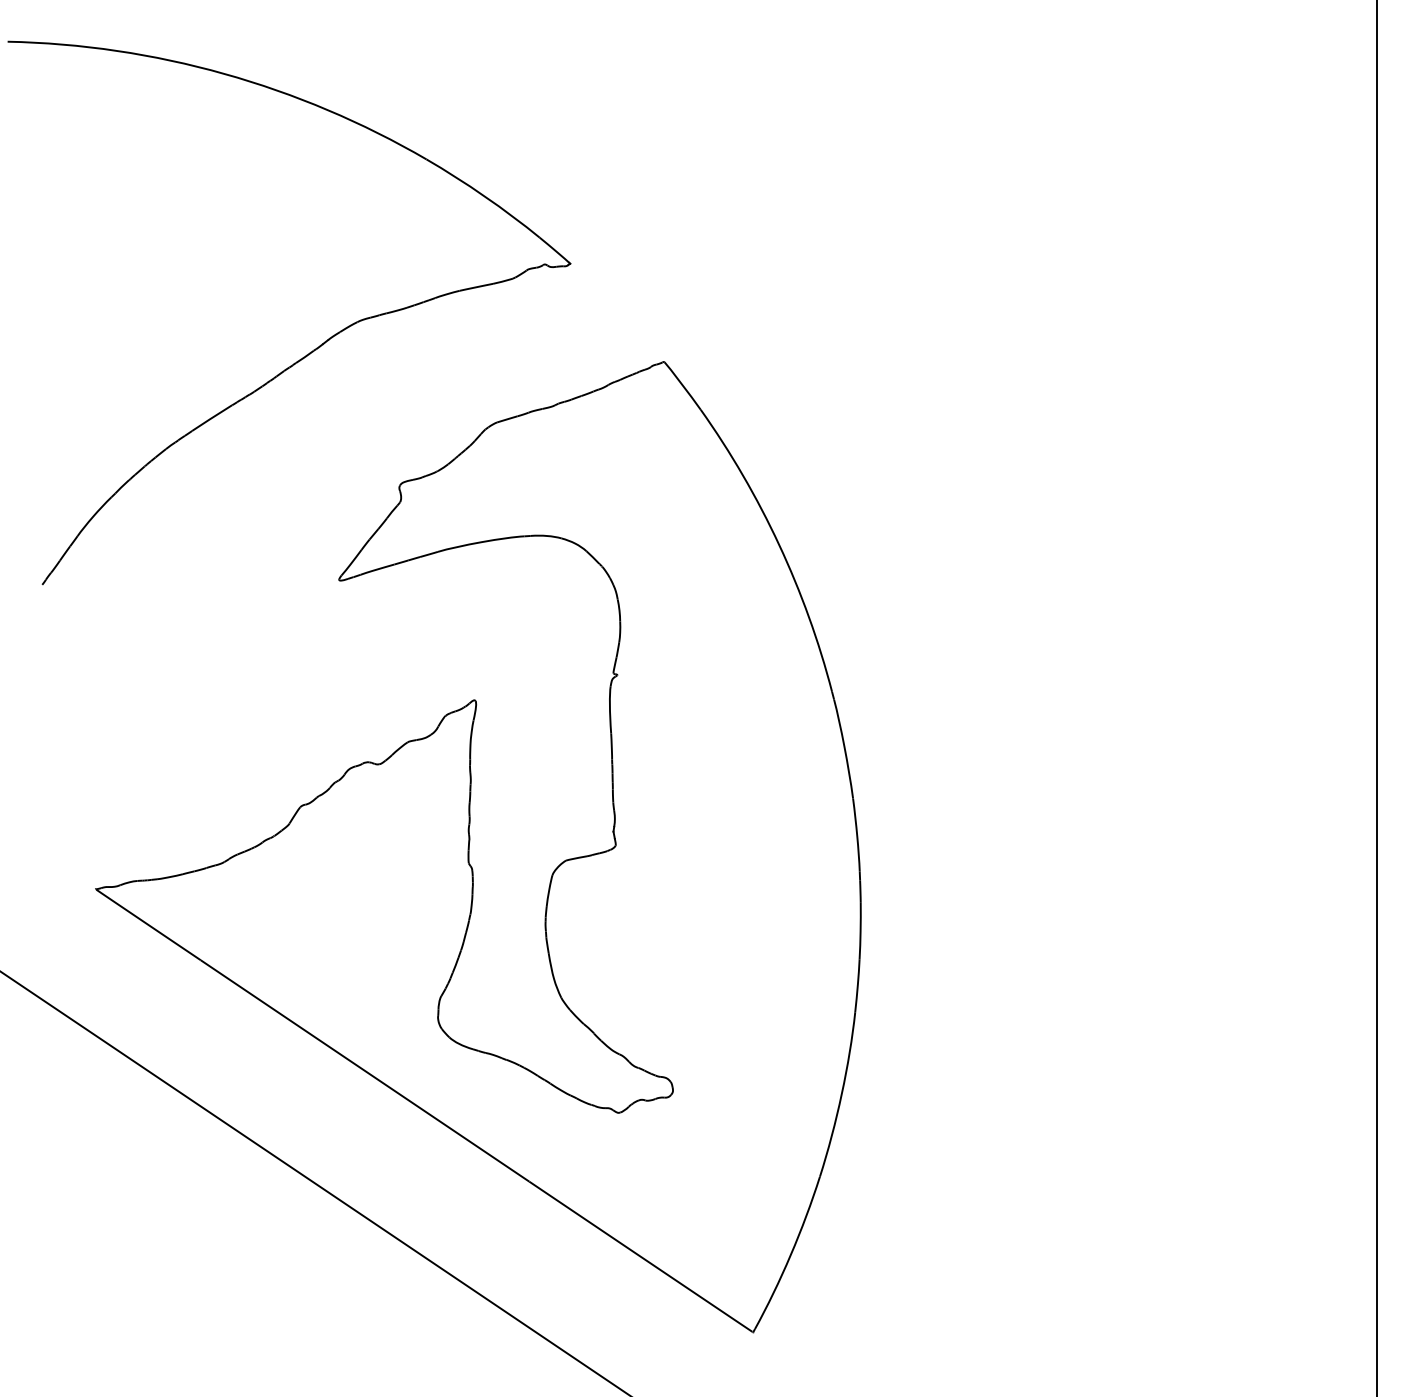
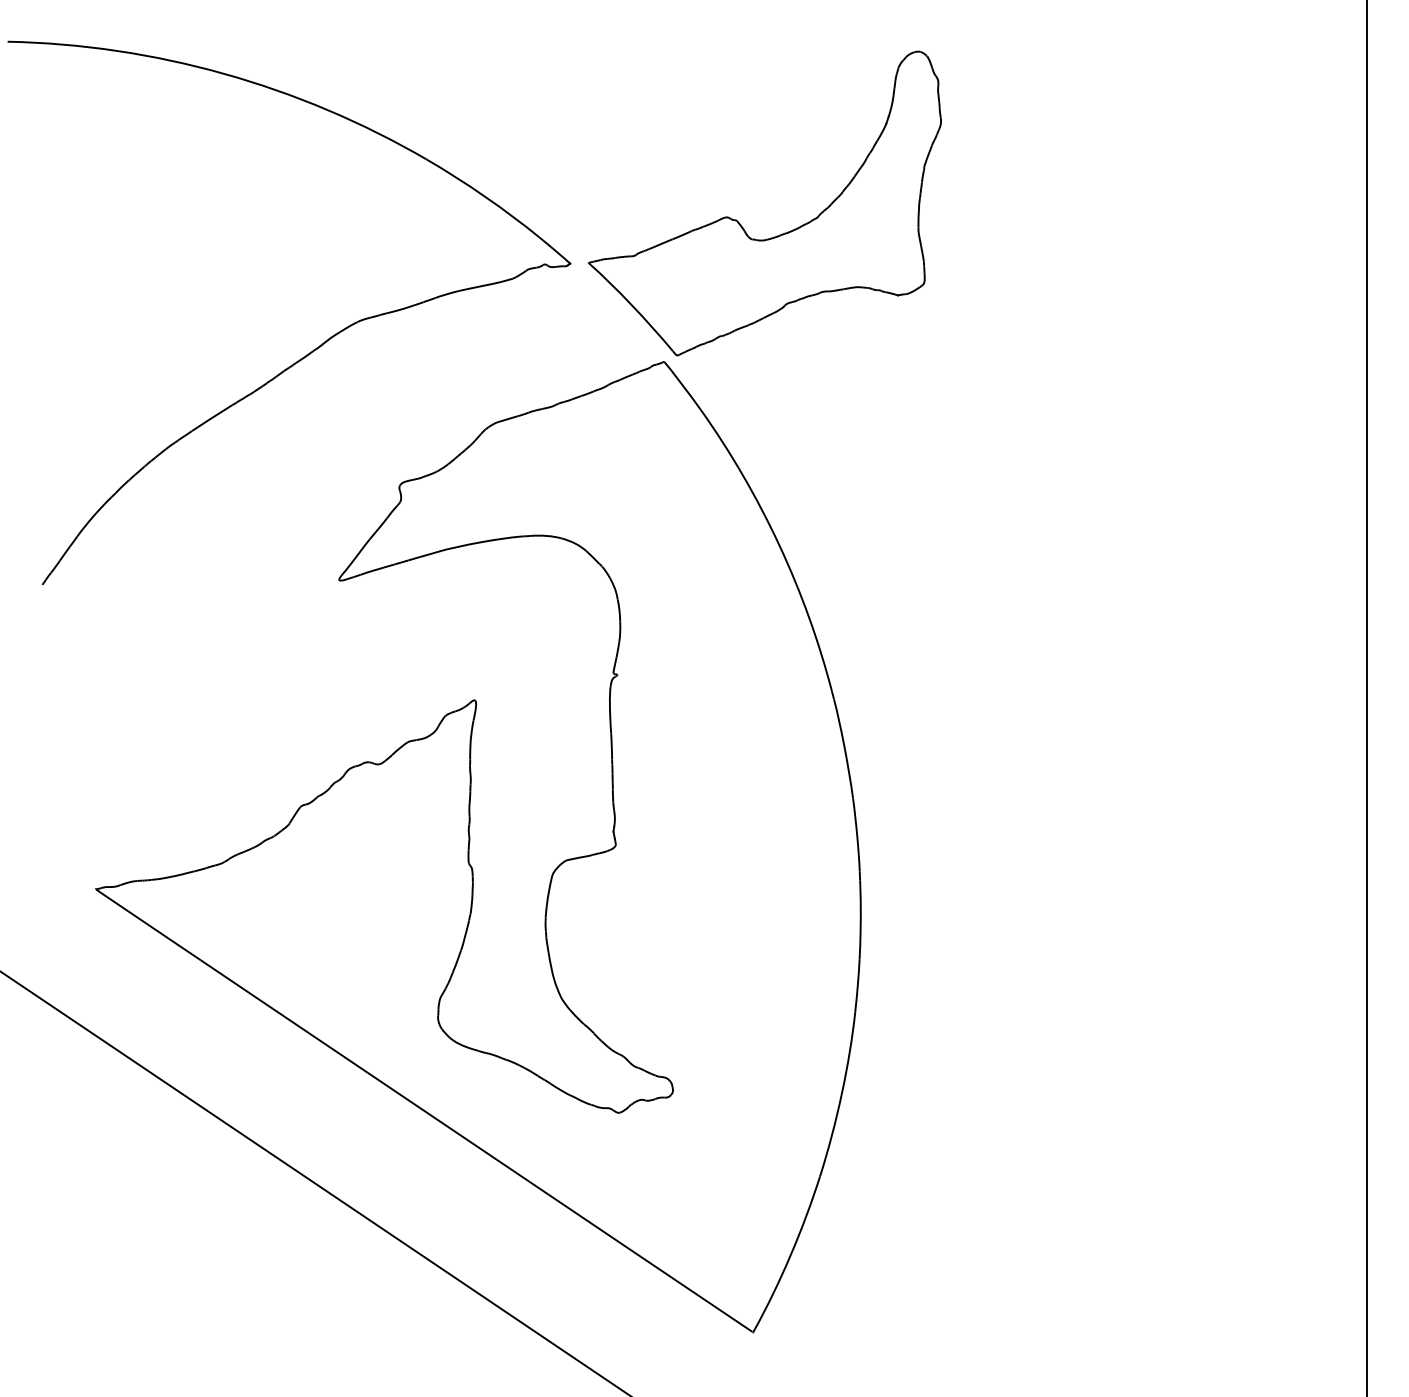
part: none -> present (741, 224)
line position: (1376, 697) -> (1366, 697) (1366, 697)
